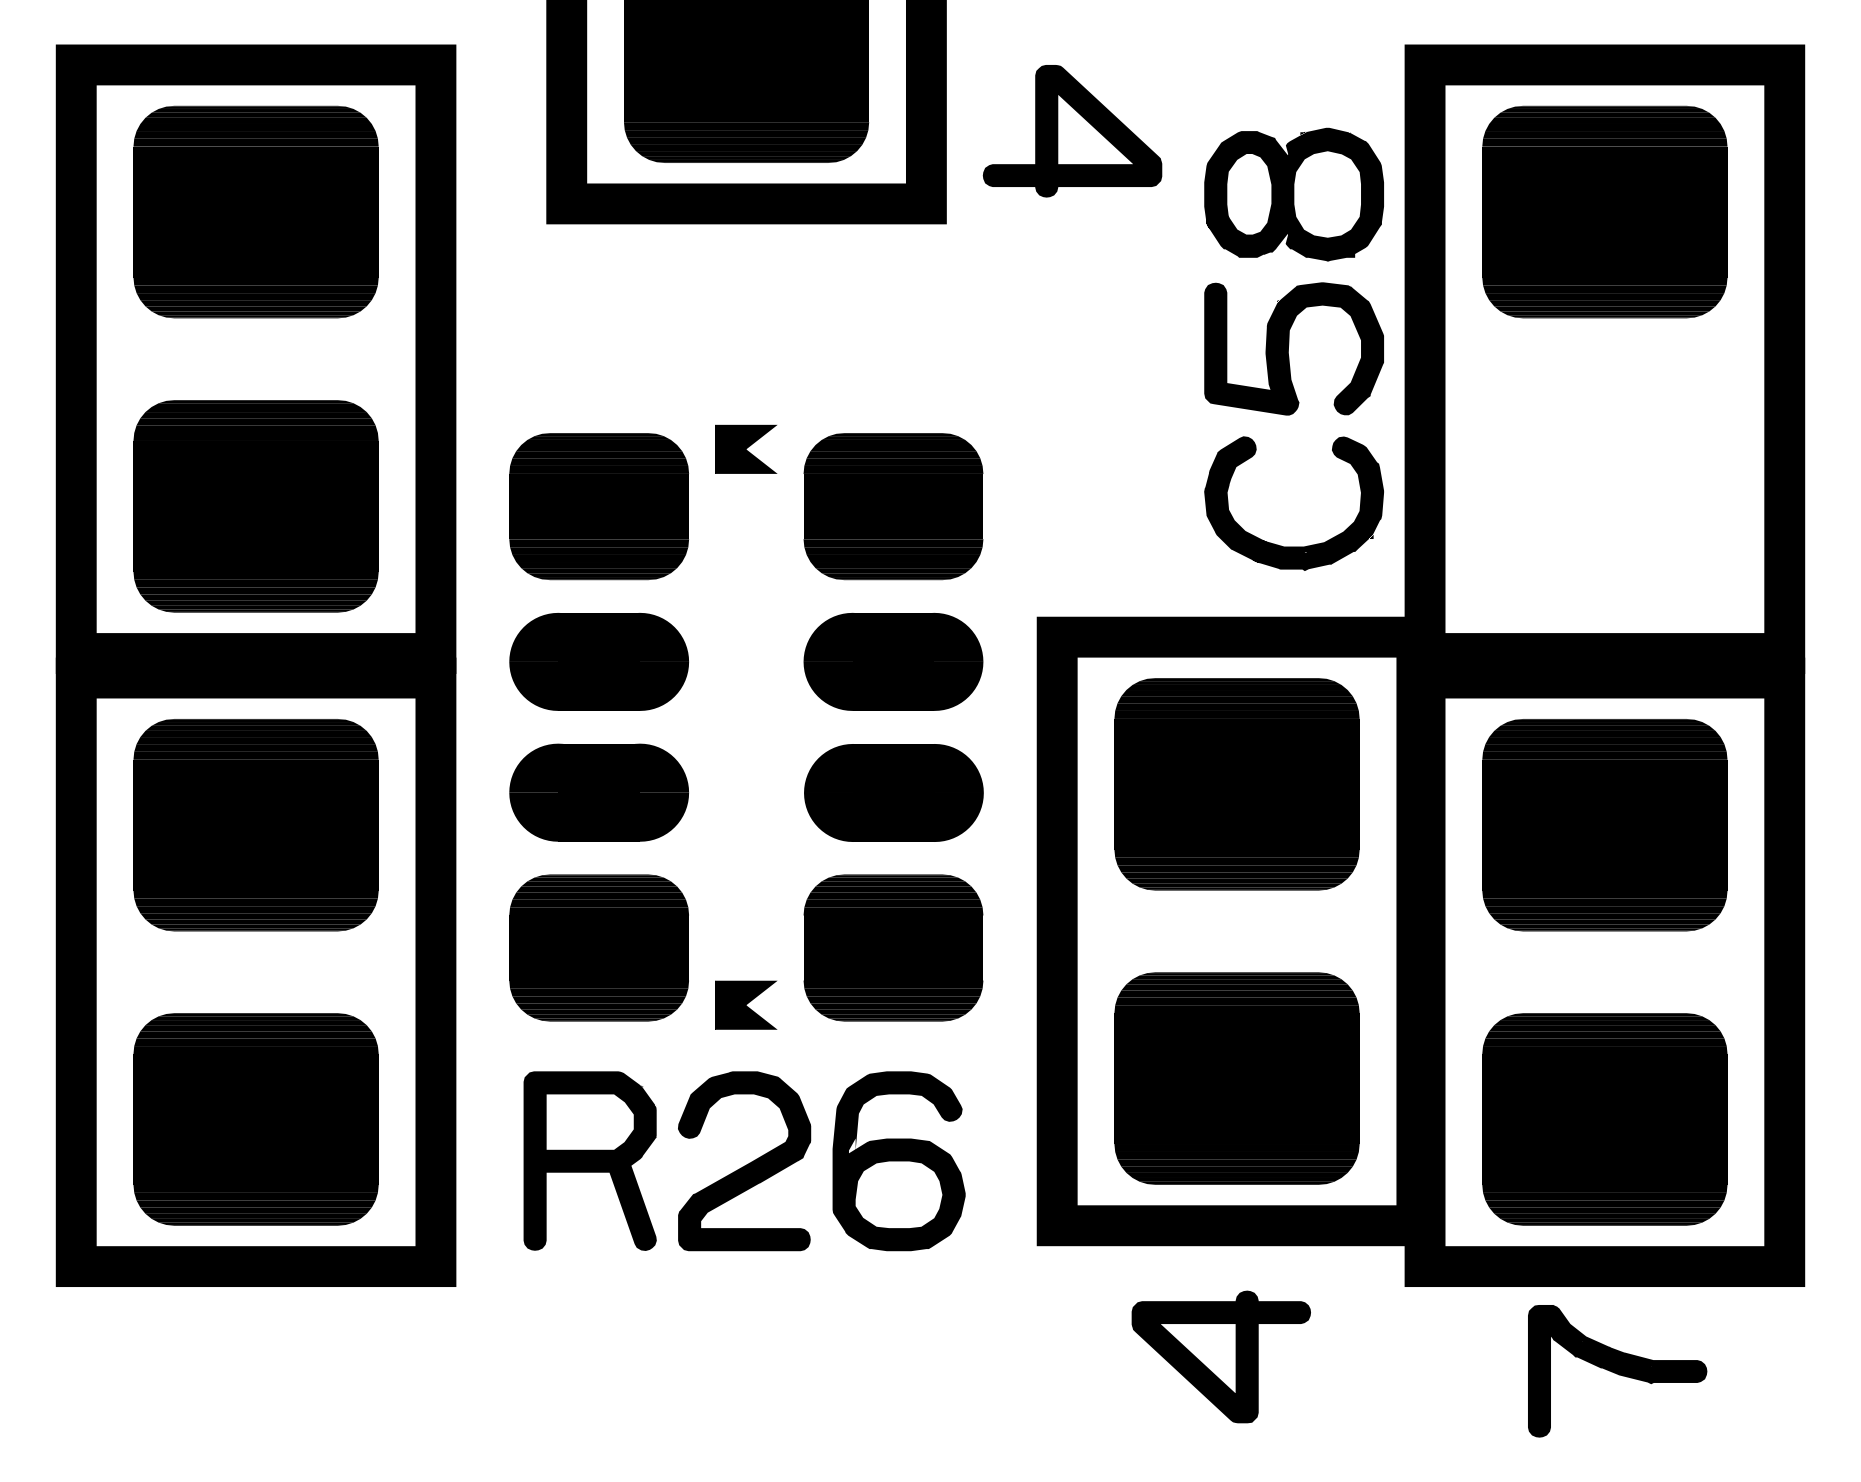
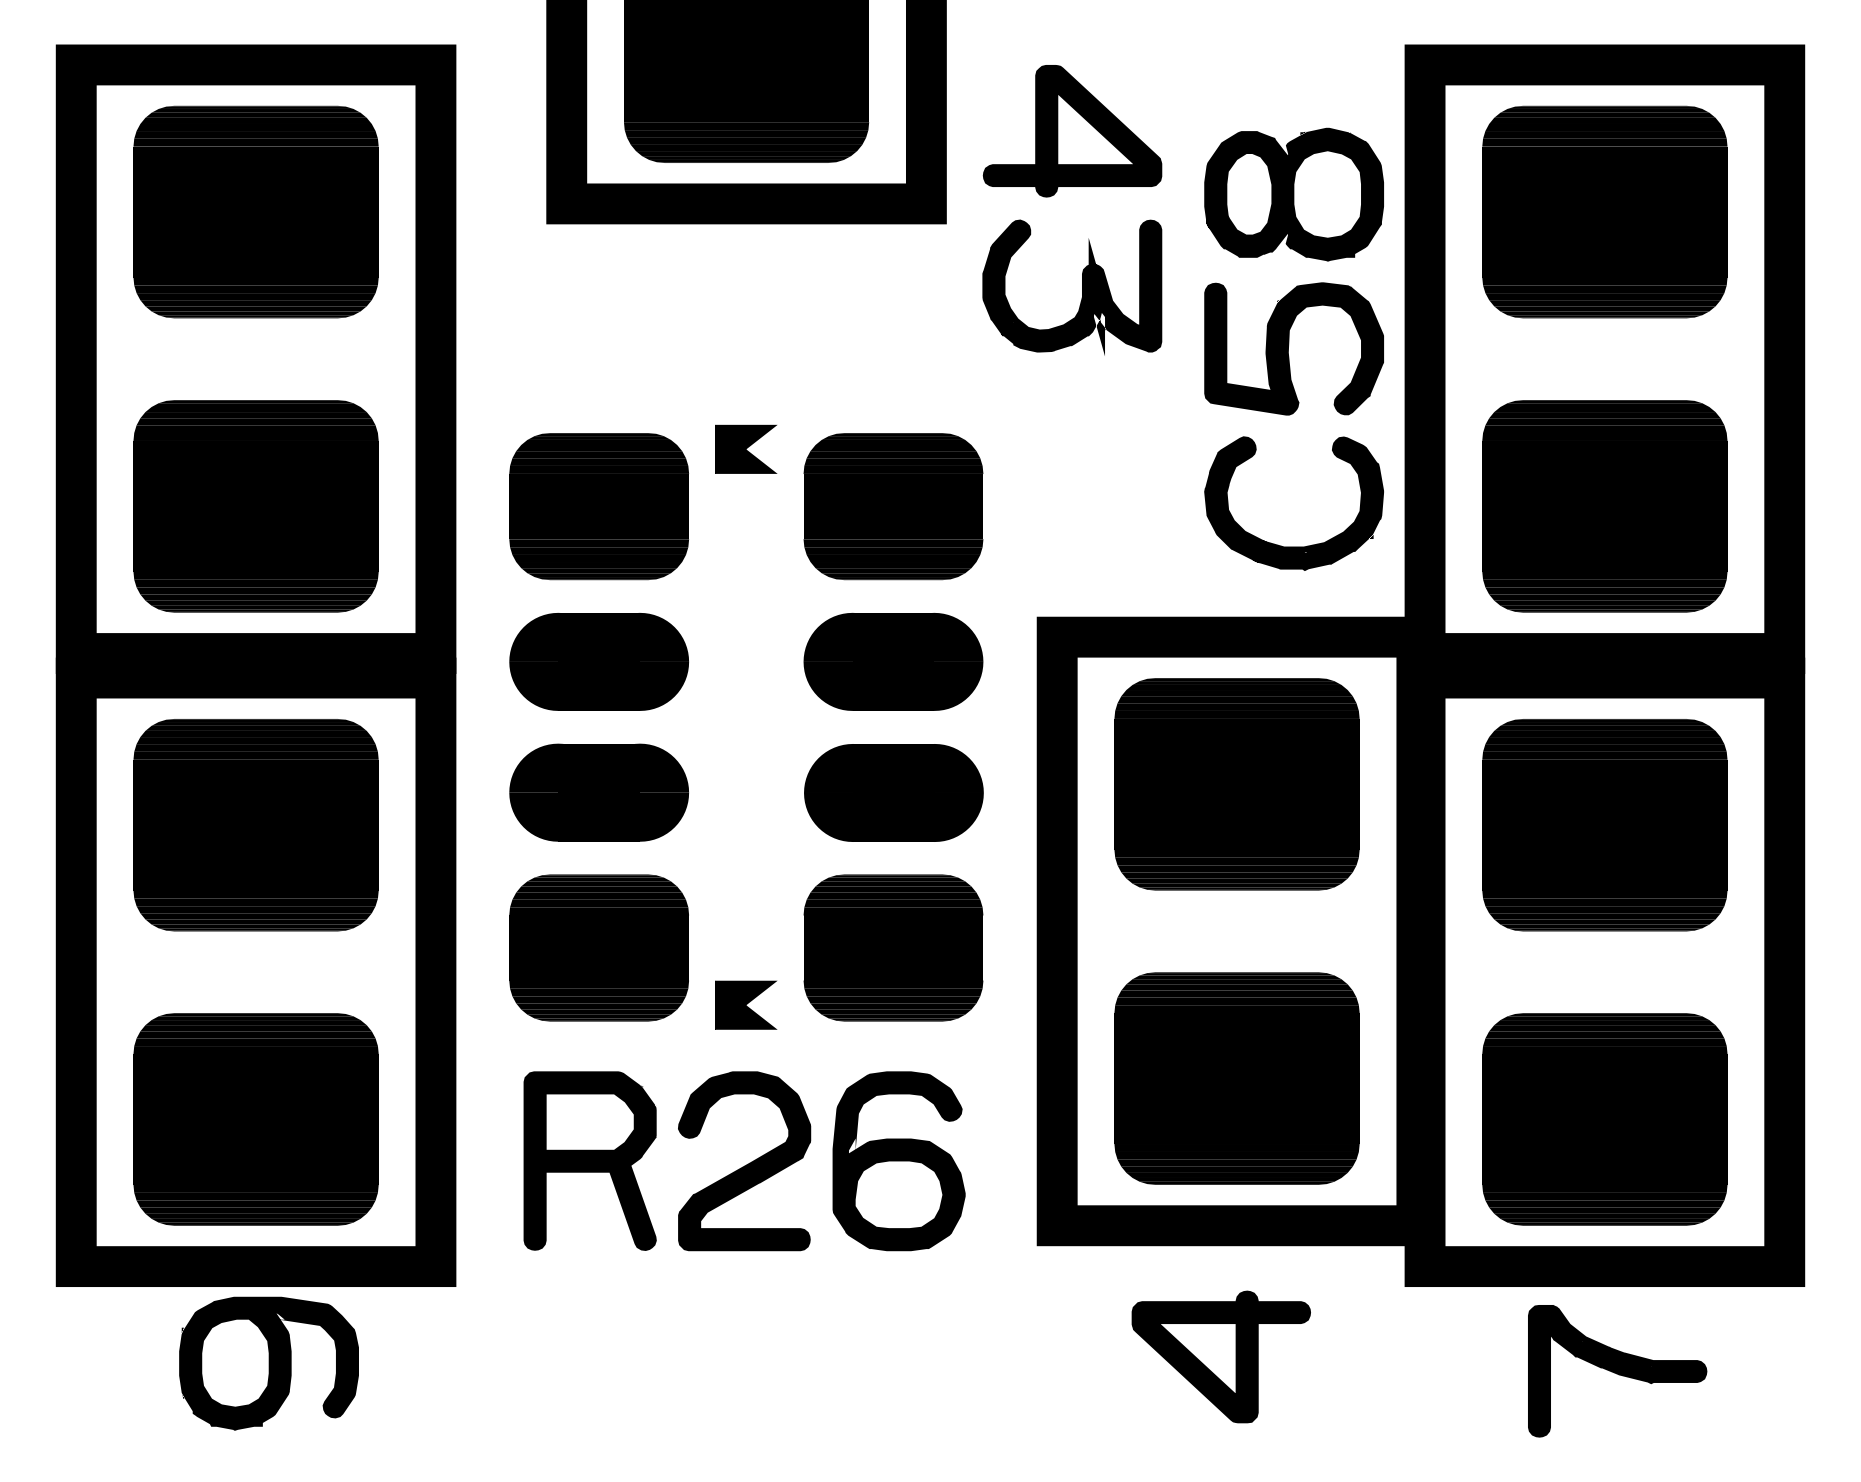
part: none -> present (1082, 287)
part: none -> present (1604, 506)
part: none -> present (268, 1363)
